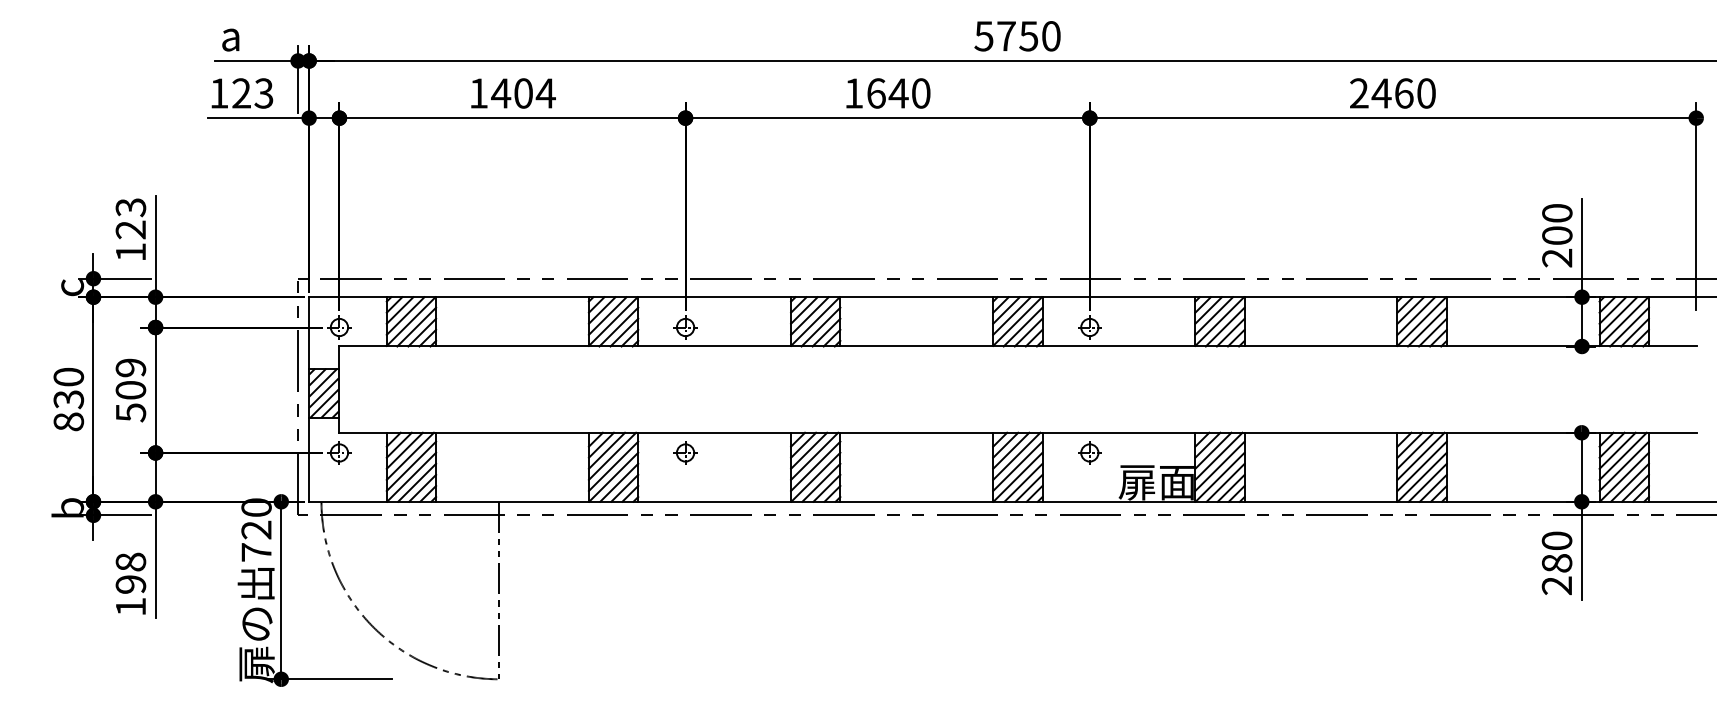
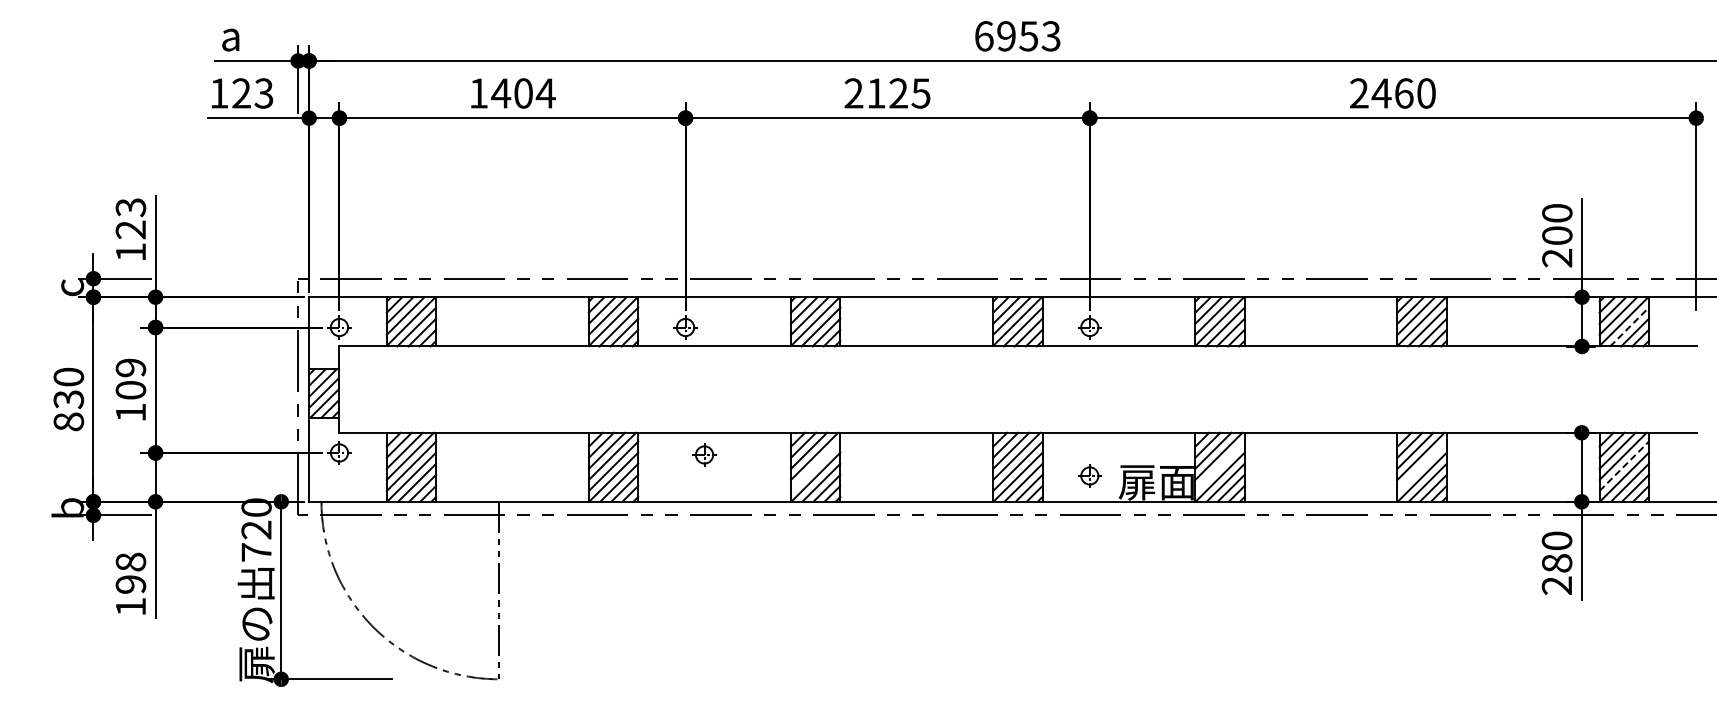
text: 5750 -> 6953 (1017, 36)
text: 1640 -> 2125 (887, 93)
line: solid -> dashed (1629, 326)
text: 509 -> 109 (131, 412)
part position: (685, 452) -> (704, 454) (704, 454)
part position: (1089, 452) -> (1089, 475) (1089, 475)
line: present -> none (815, 466)
line: present -> none (1219, 466)
line: present -> none (1421, 466)
line: solid -> dashed (1624, 466)
